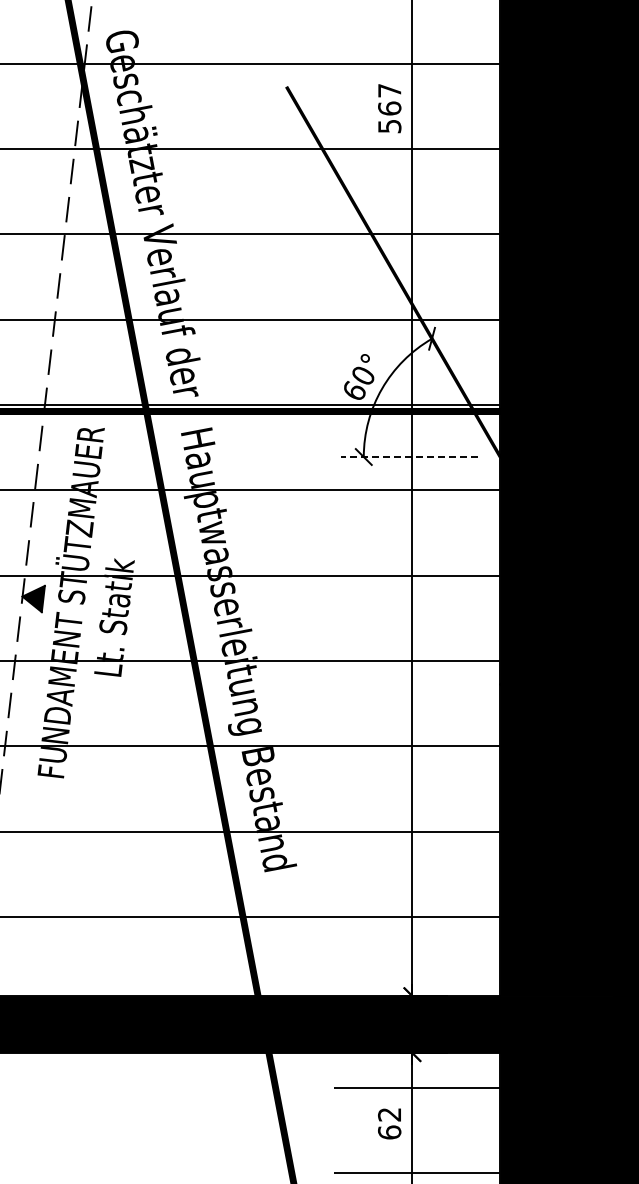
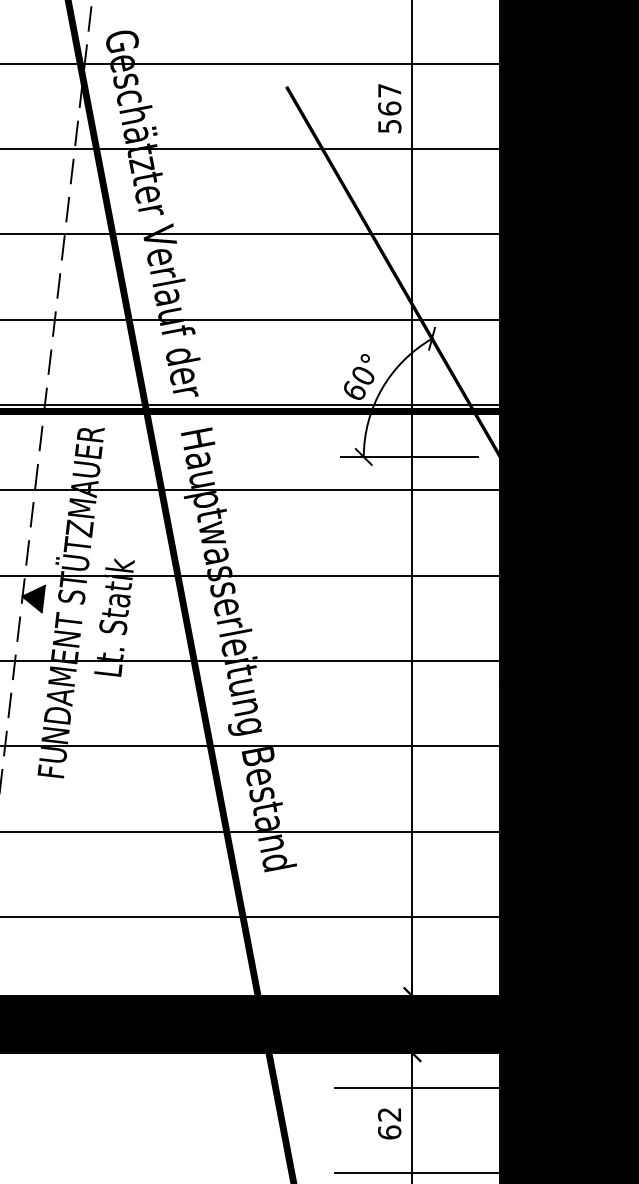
line: dashed -> solid (408, 457)
